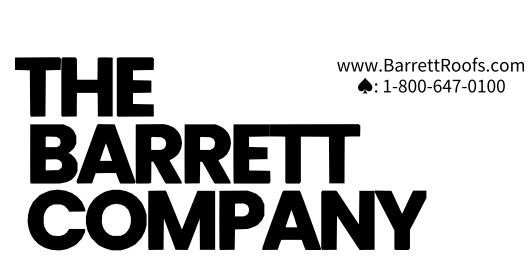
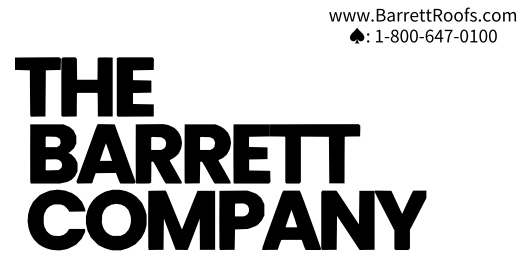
text position: (430, 75) -> (422, 25) (422, 25)
